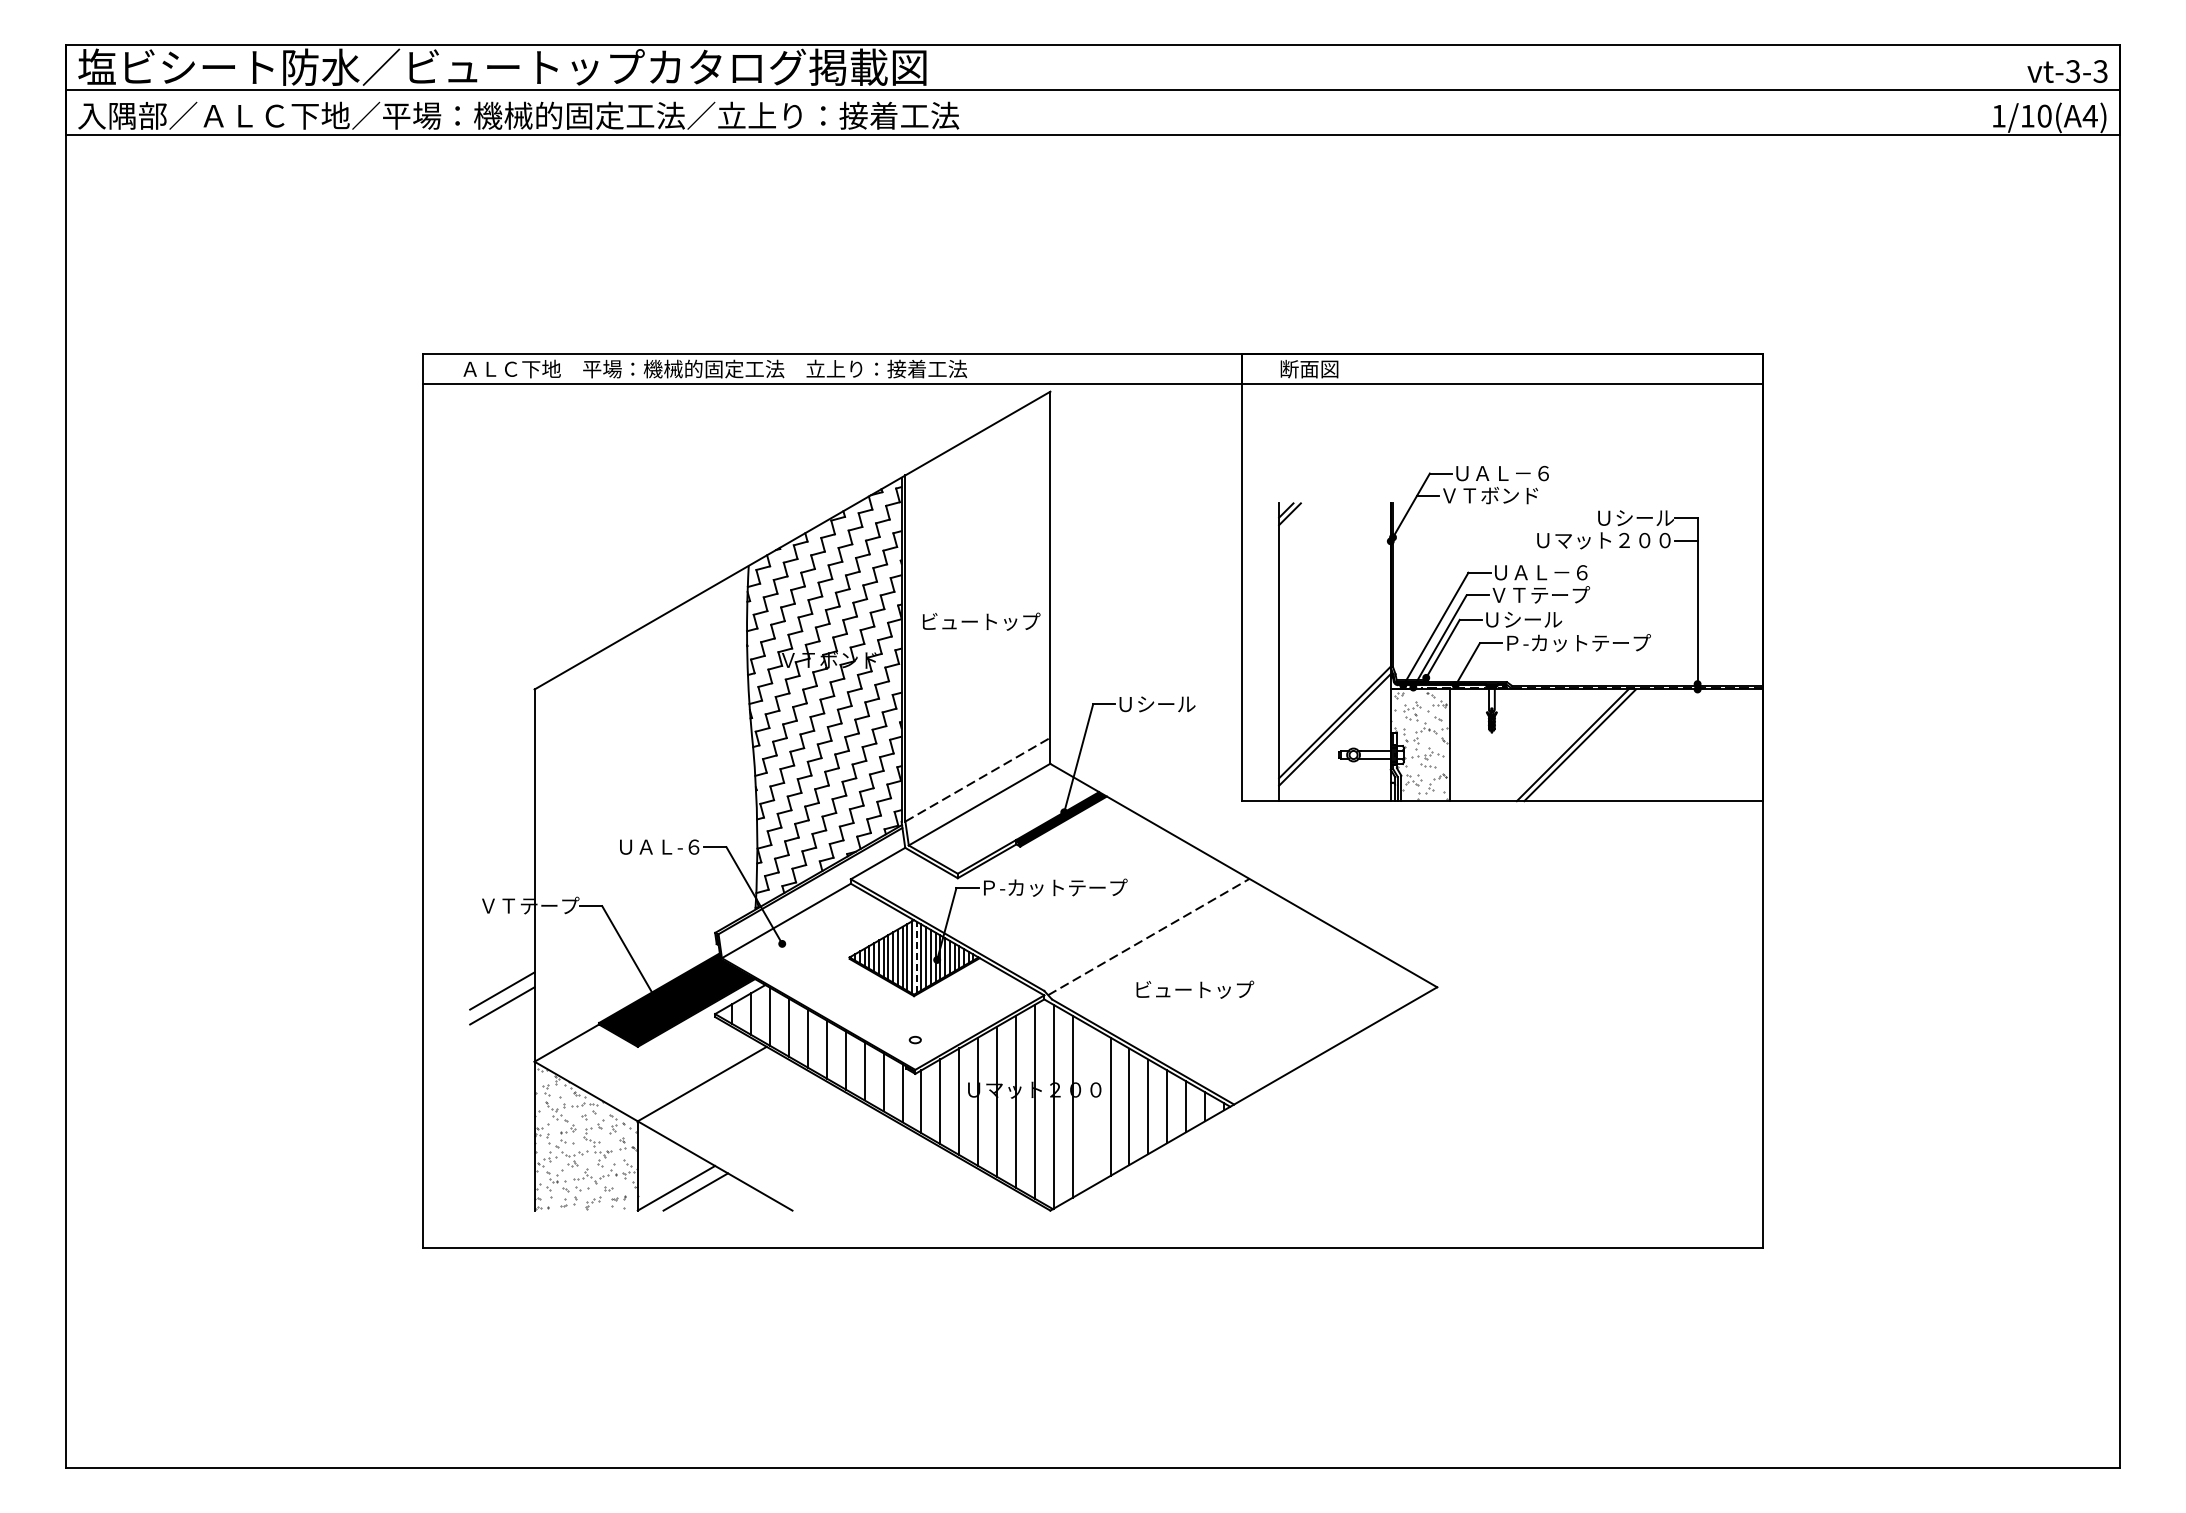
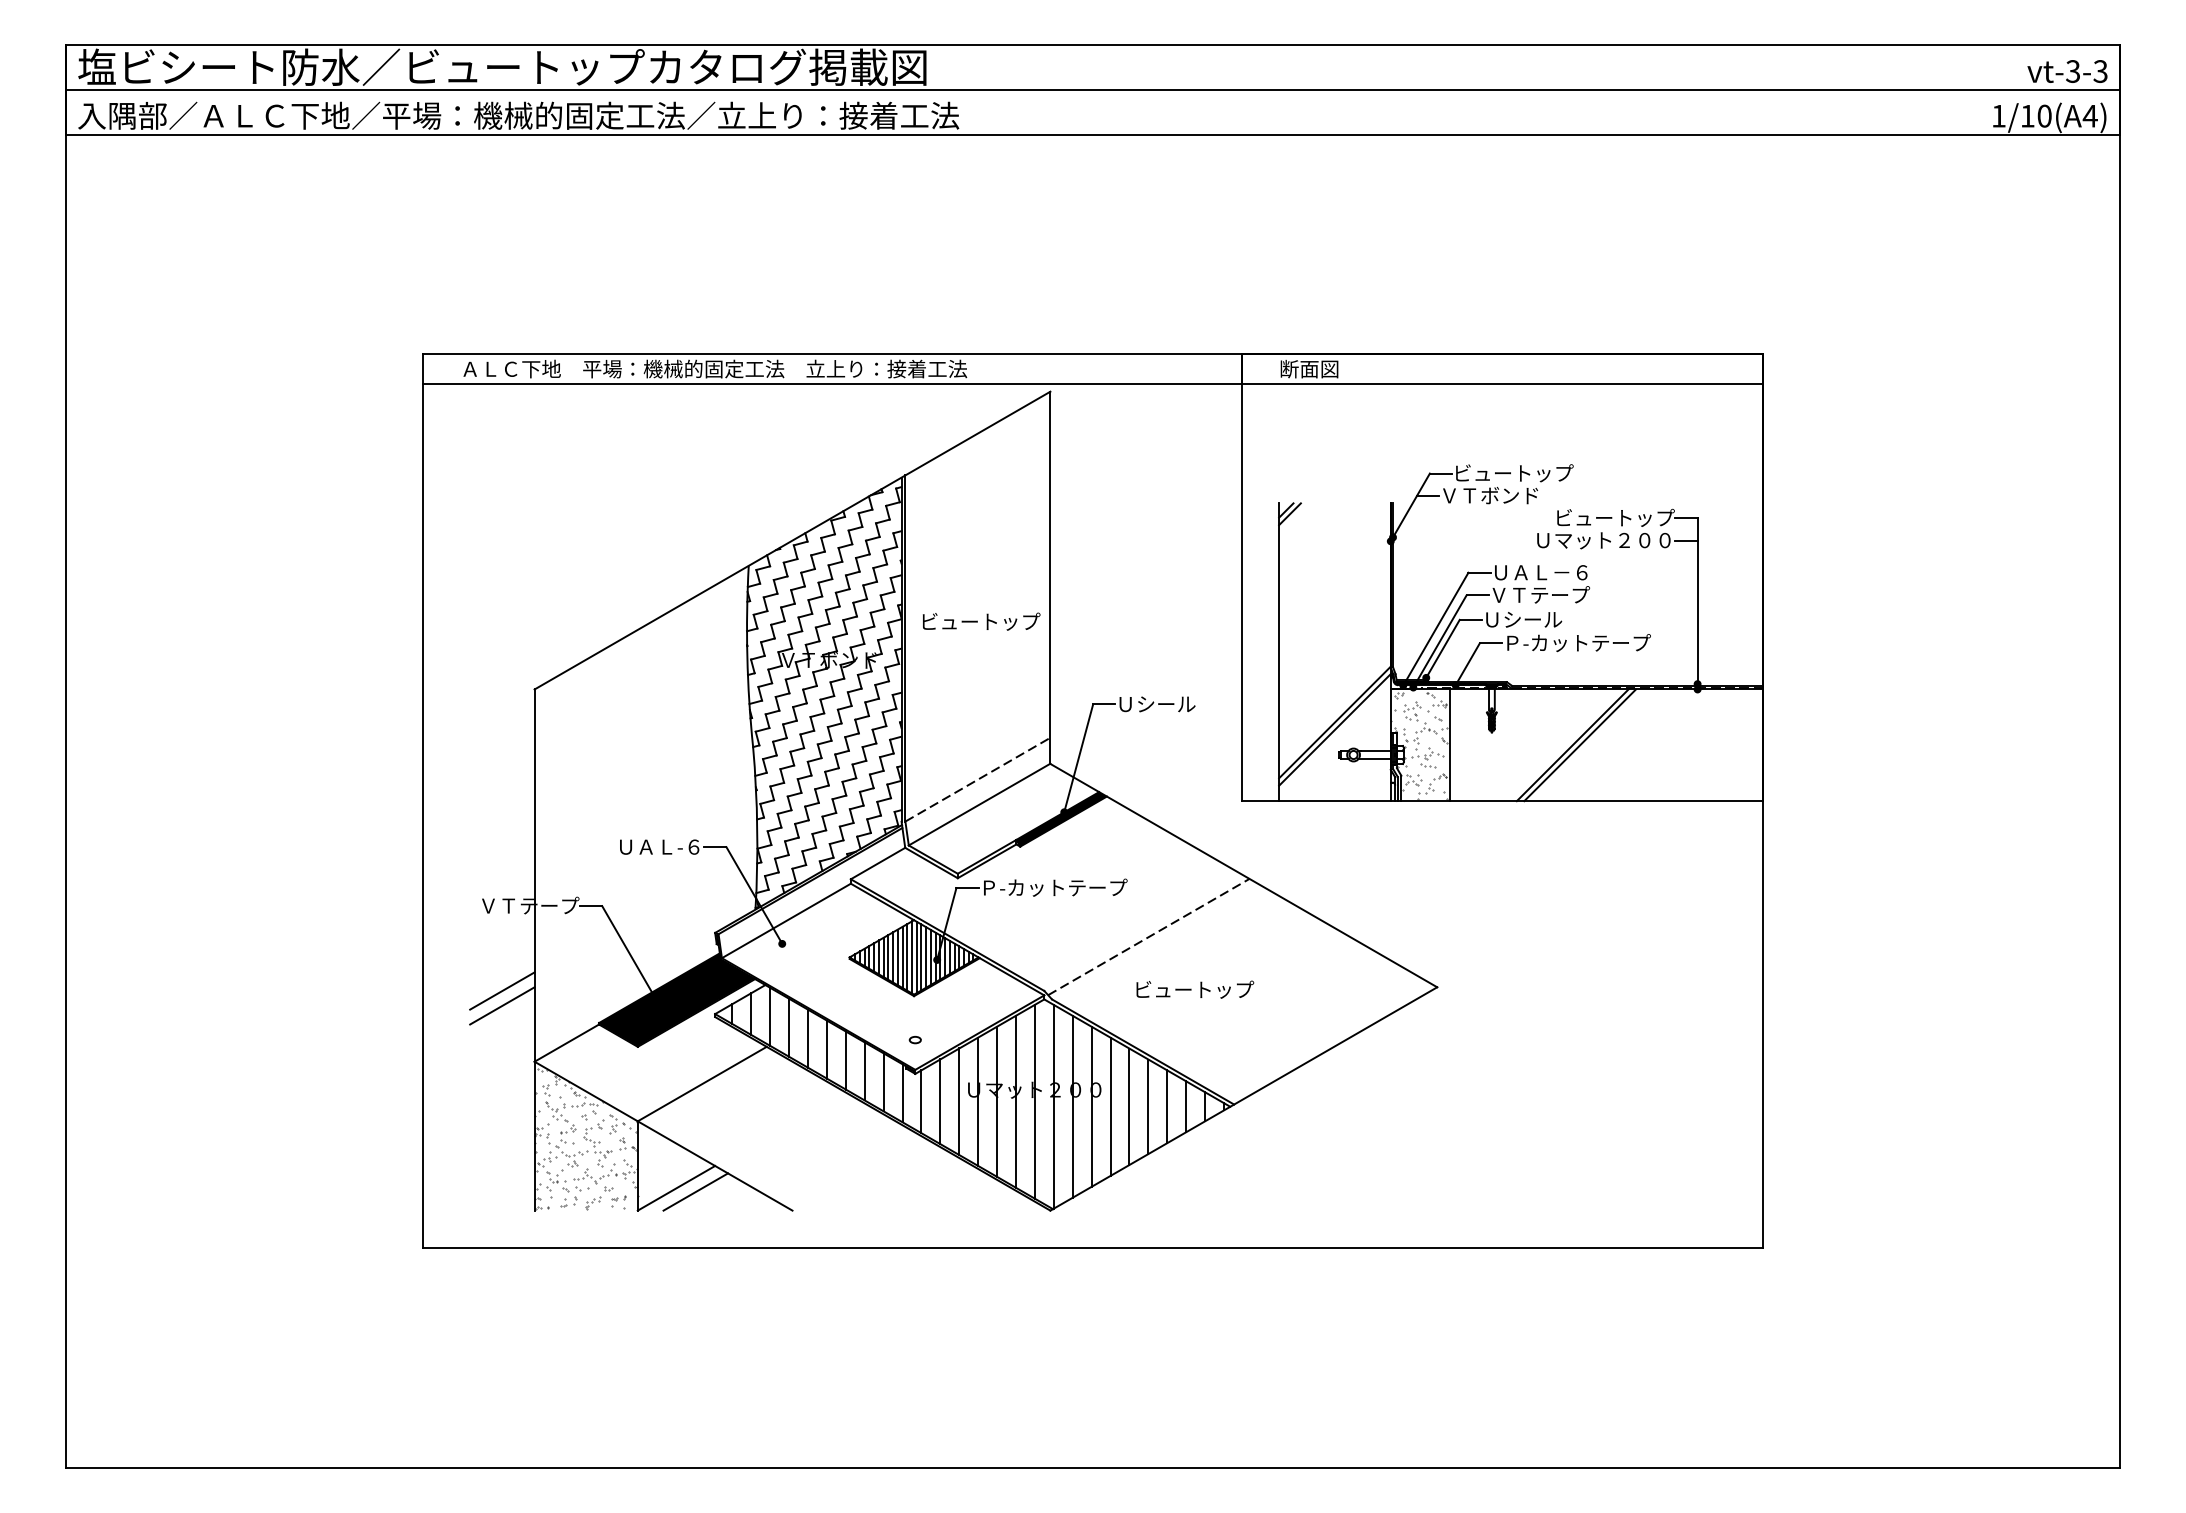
text: ＵＡＬ－６ -> ビュートップ (1514, 473)
text: Ｕシール -> ビュートップ (1615, 517)
line: dashed -> solid (916, 957)
line: none -> present (1091, 1106)
